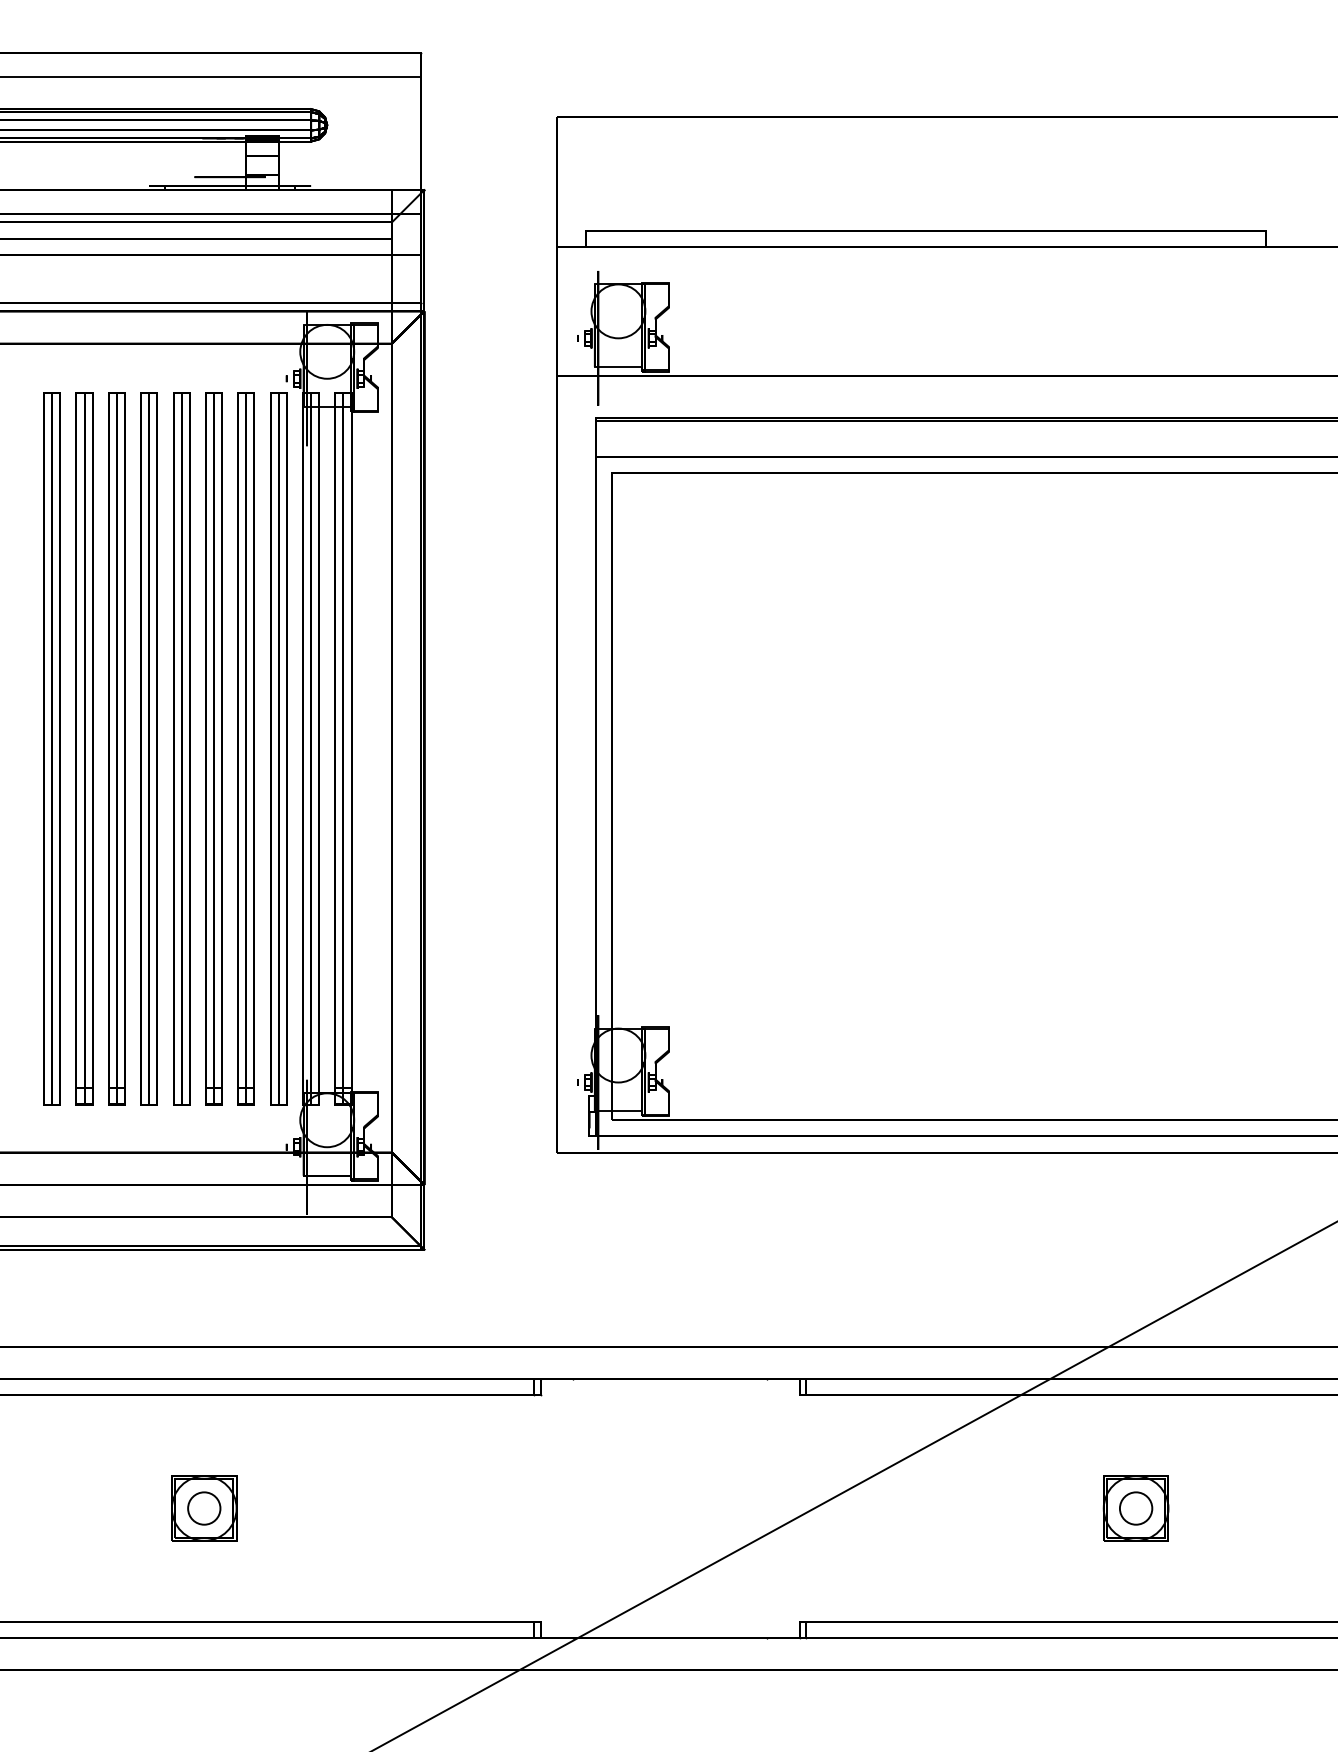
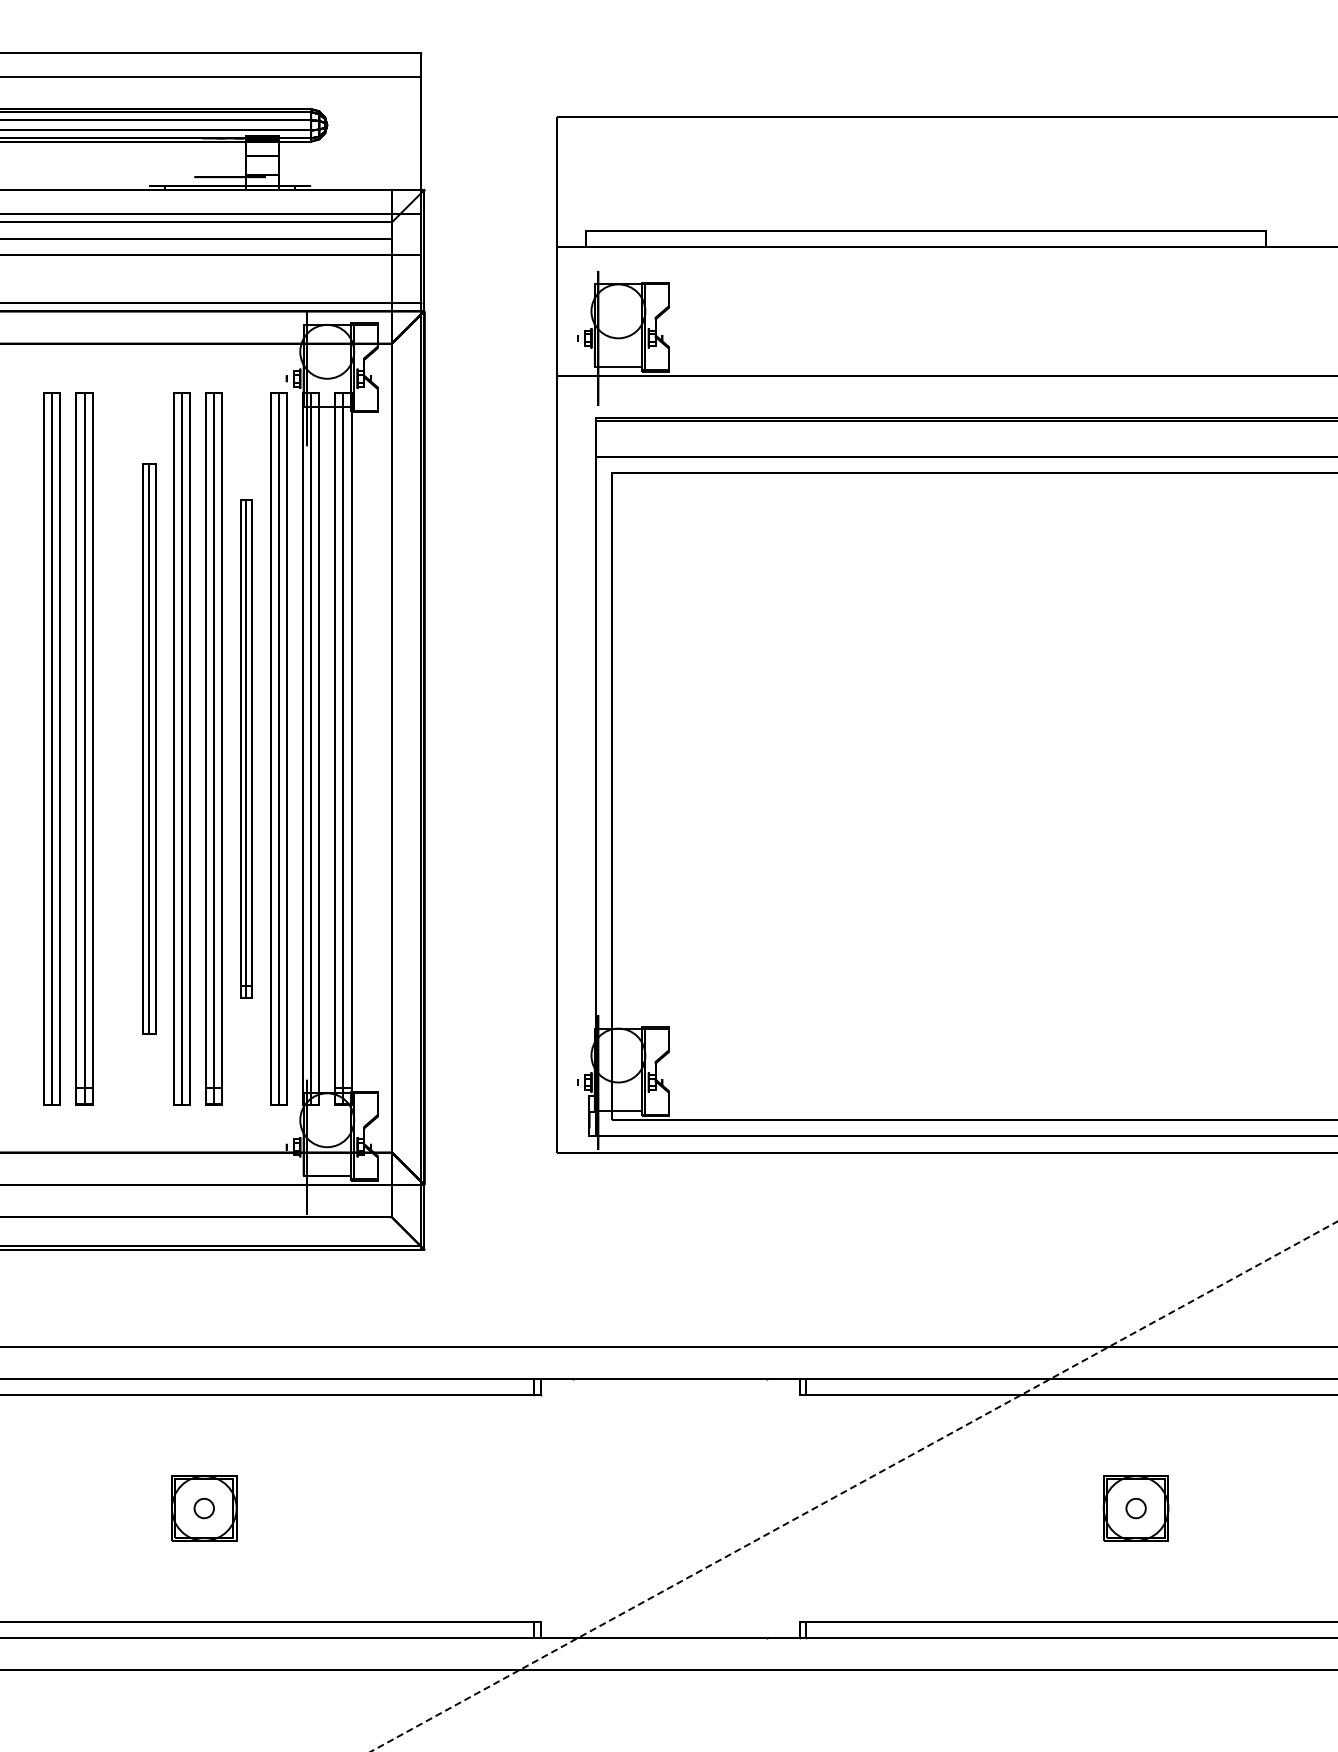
part: present -> none (116, 748)
part size: 18x714 px -> 15x572 px (149, 748)
part size: 18x714 px -> 13x500 px (246, 748)
line: solid -> dashed (854, 1486)
circle diameter: 32 px -> 19 px (204, 1508)
circle diameter: 32 px -> 19 px (1135, 1508)
